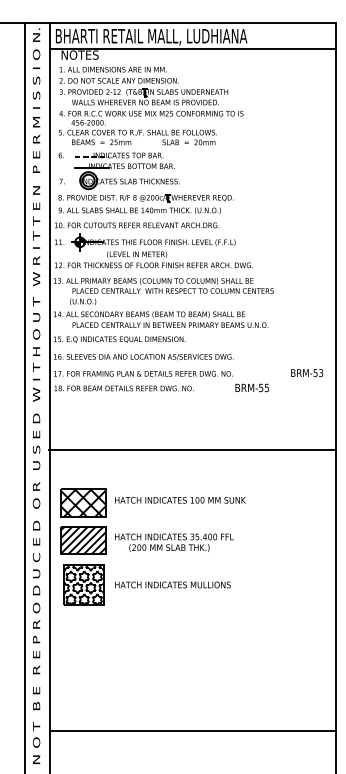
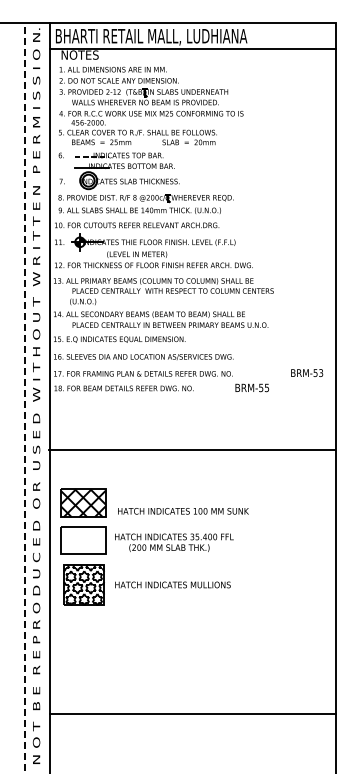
line: solid -> dashed (25, 398)
text position: (180, 500) -> (183, 511) (183, 511)
hatch: present -> none (83, 540)
line position: (192, 731) -> (192, 714) (192, 714)
